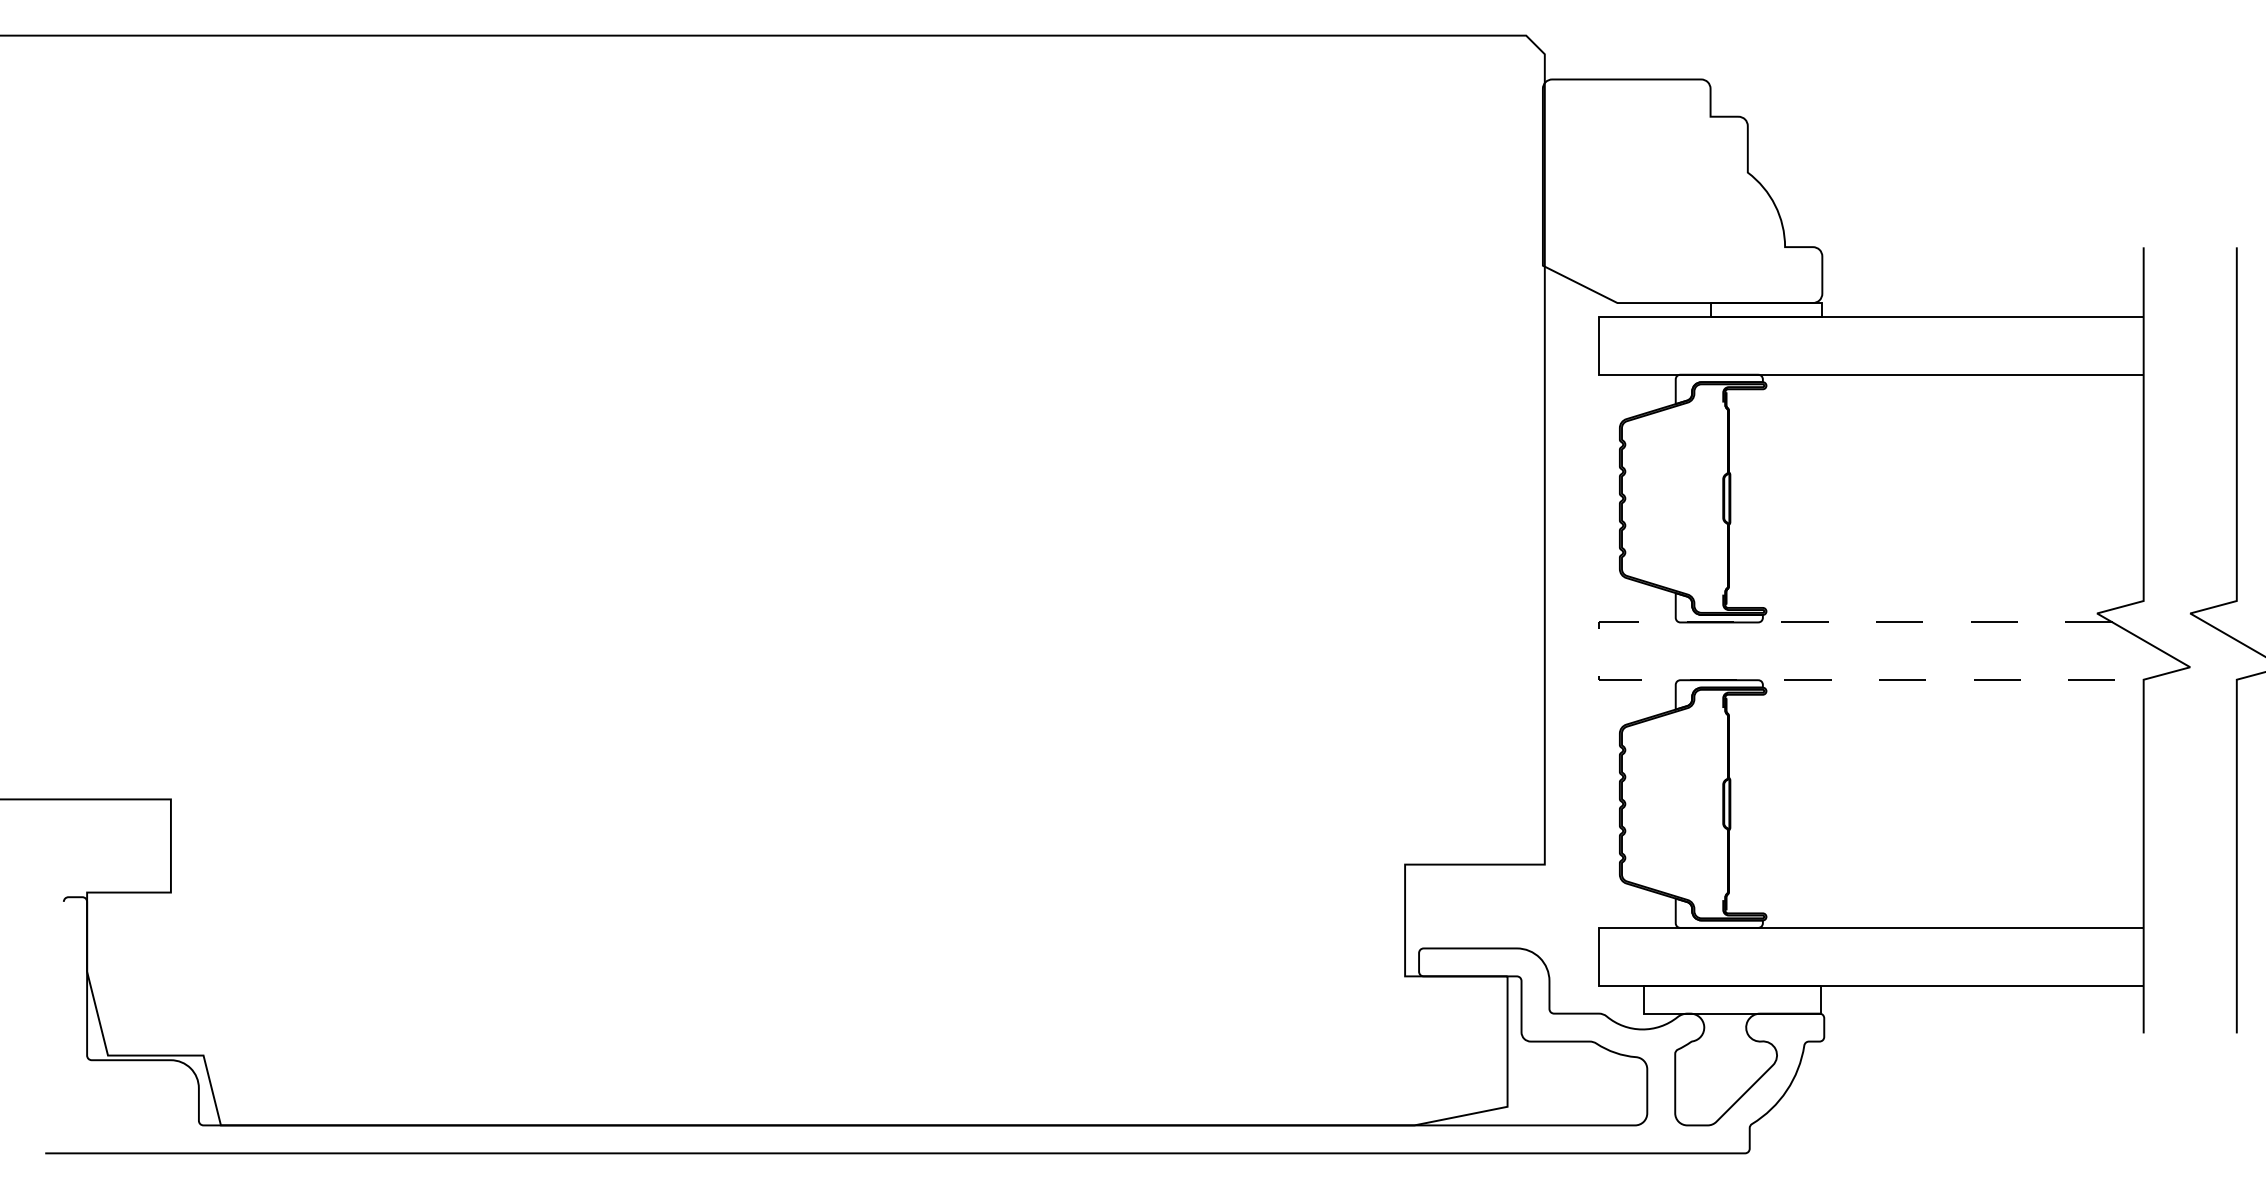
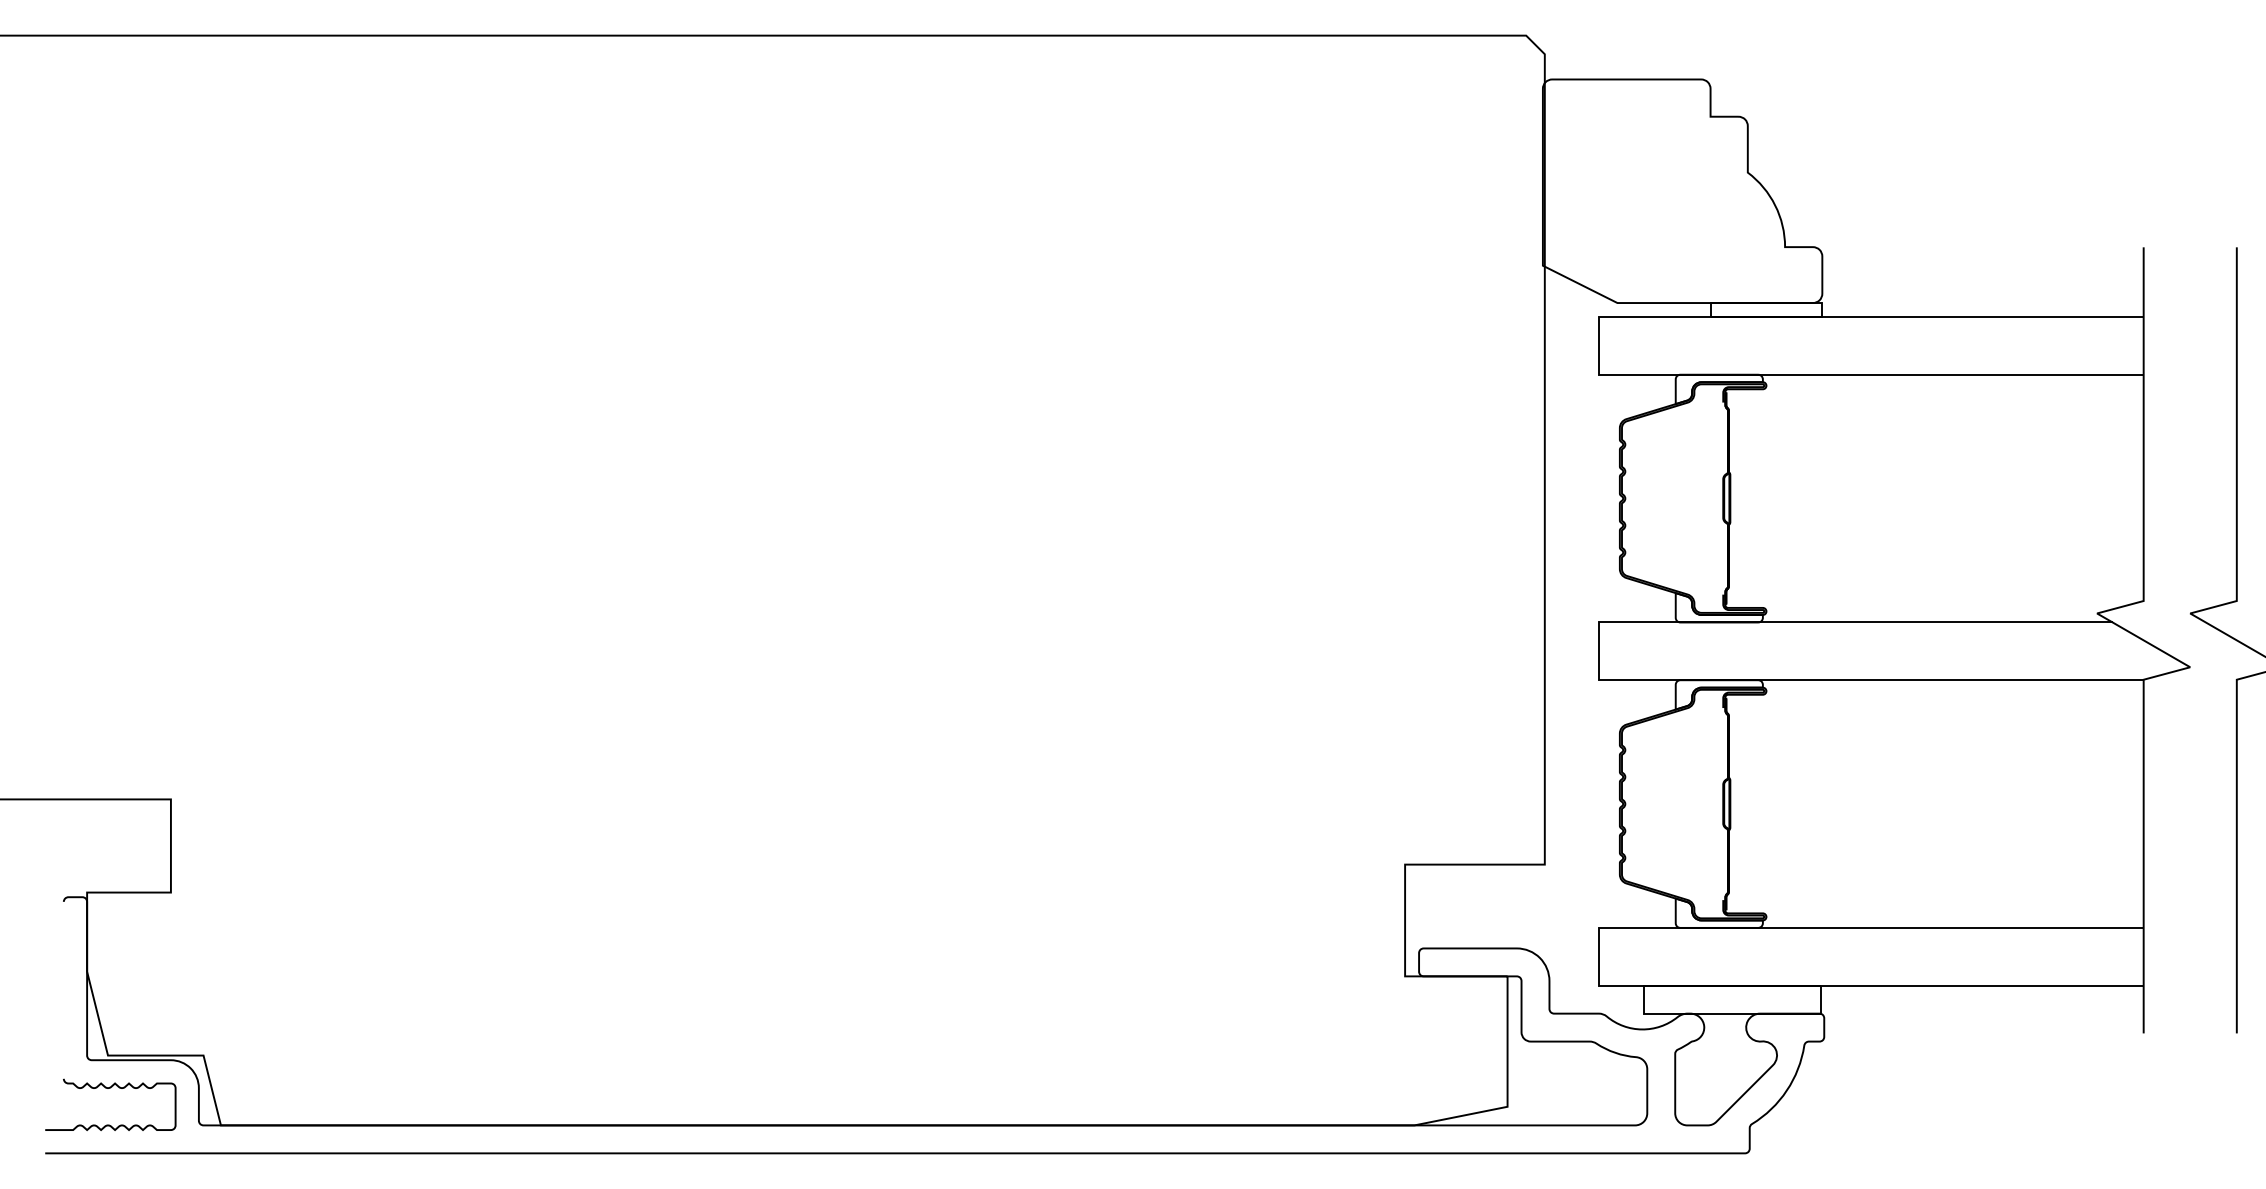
line: dashed -> solid (1598, 667)
curve: none -> present (110, 1088)
